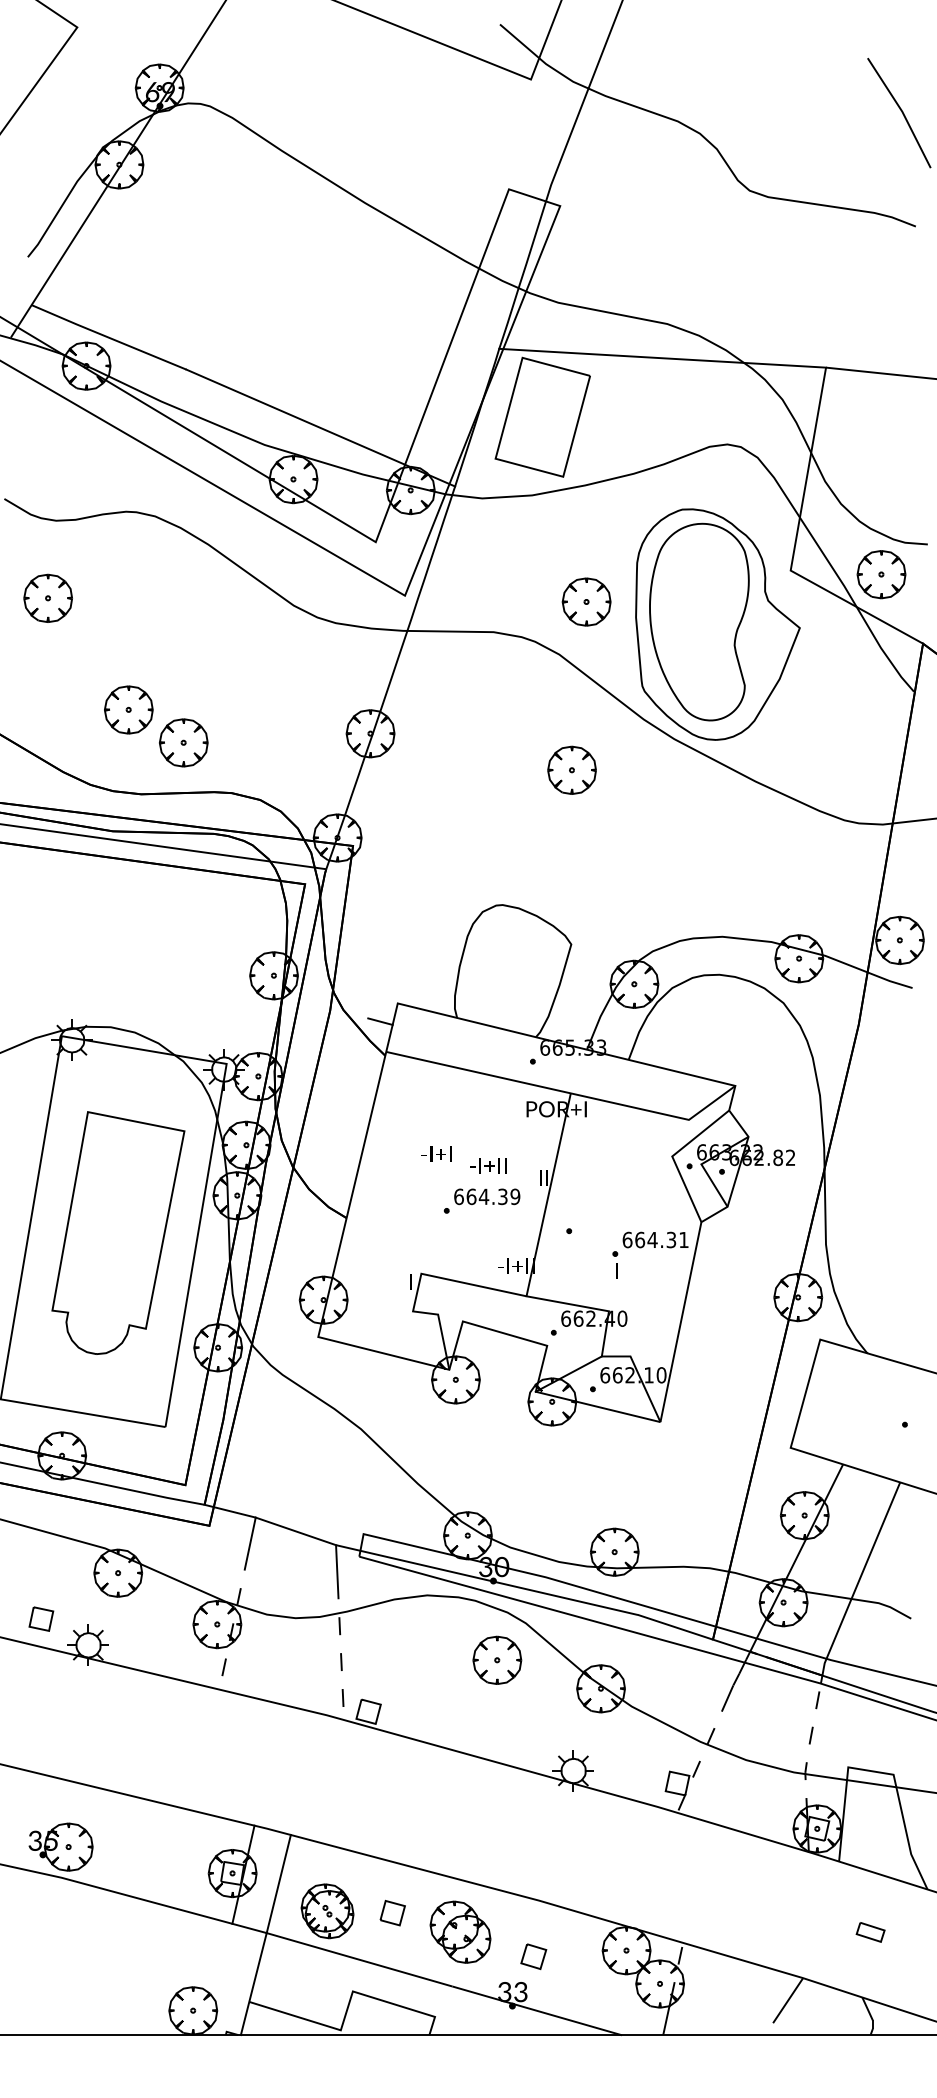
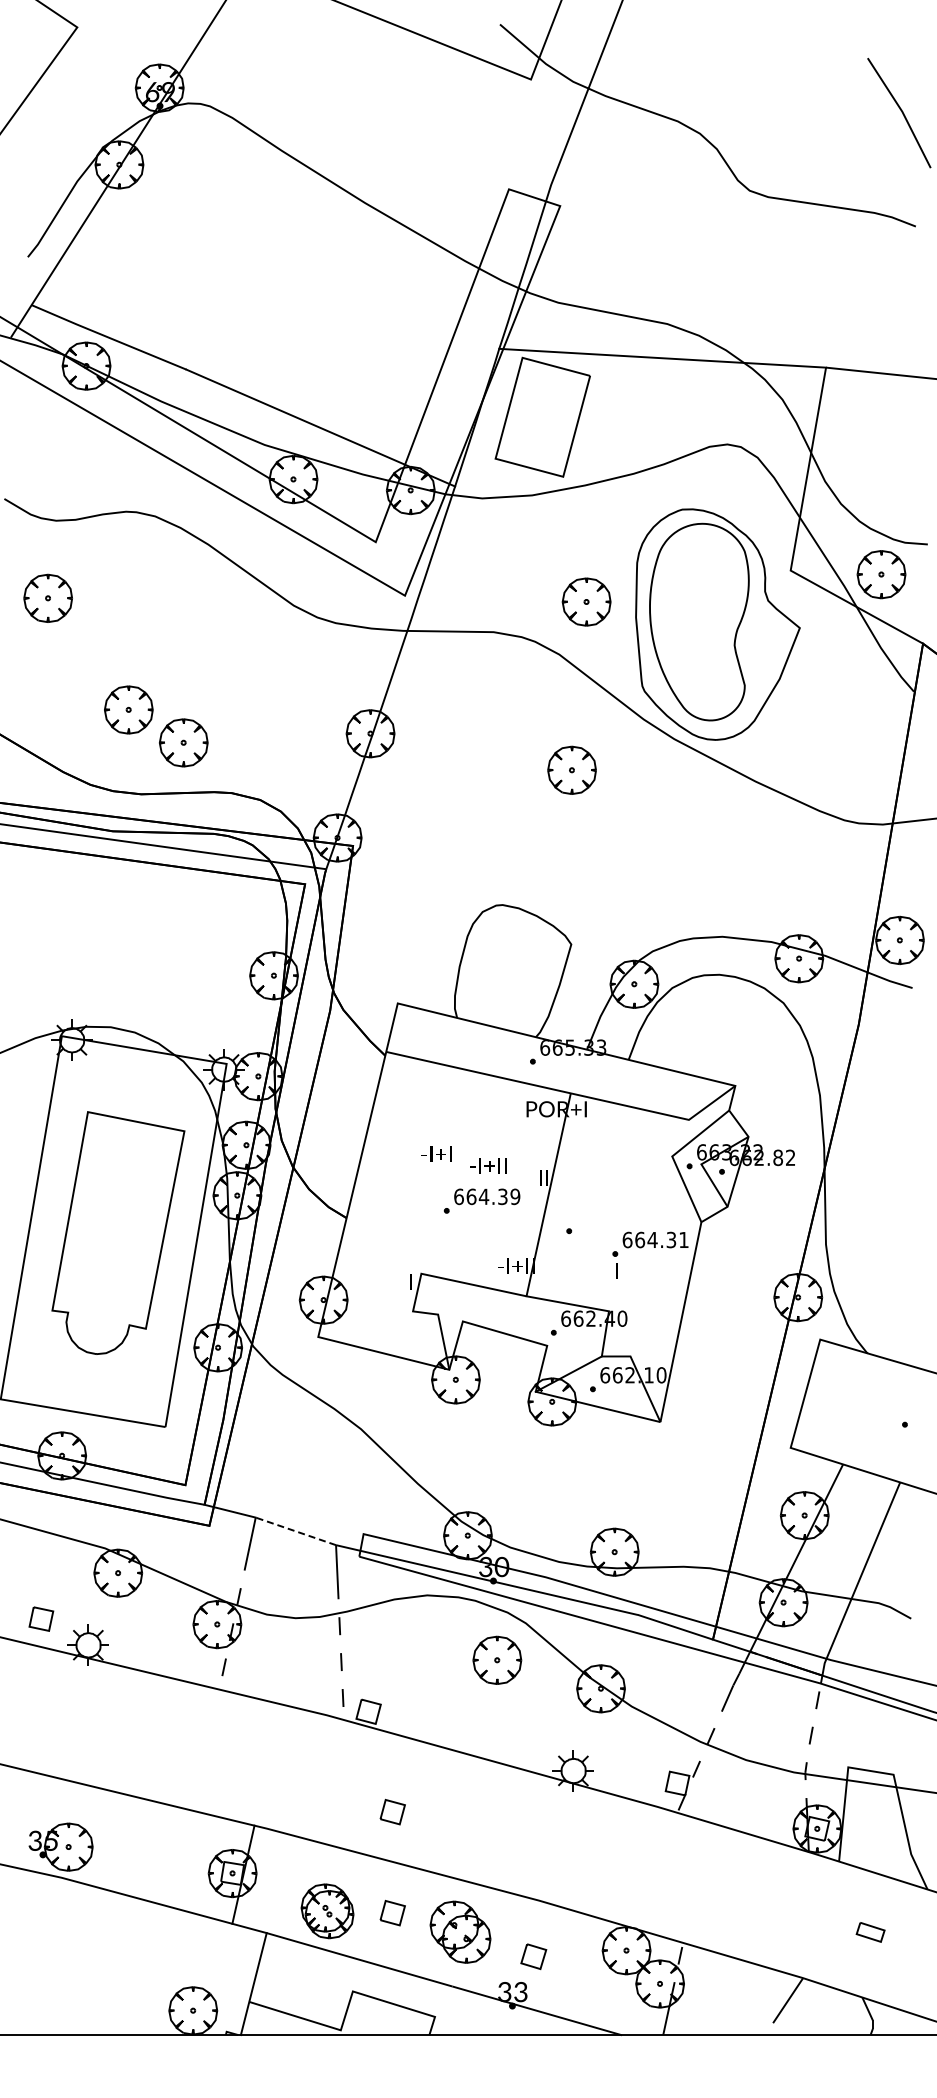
line: present -> none (380, 1021)
line: solid -> dashed (295, 1531)
part: none -> present (392, 1811)
line: present -> none (278, 1883)
